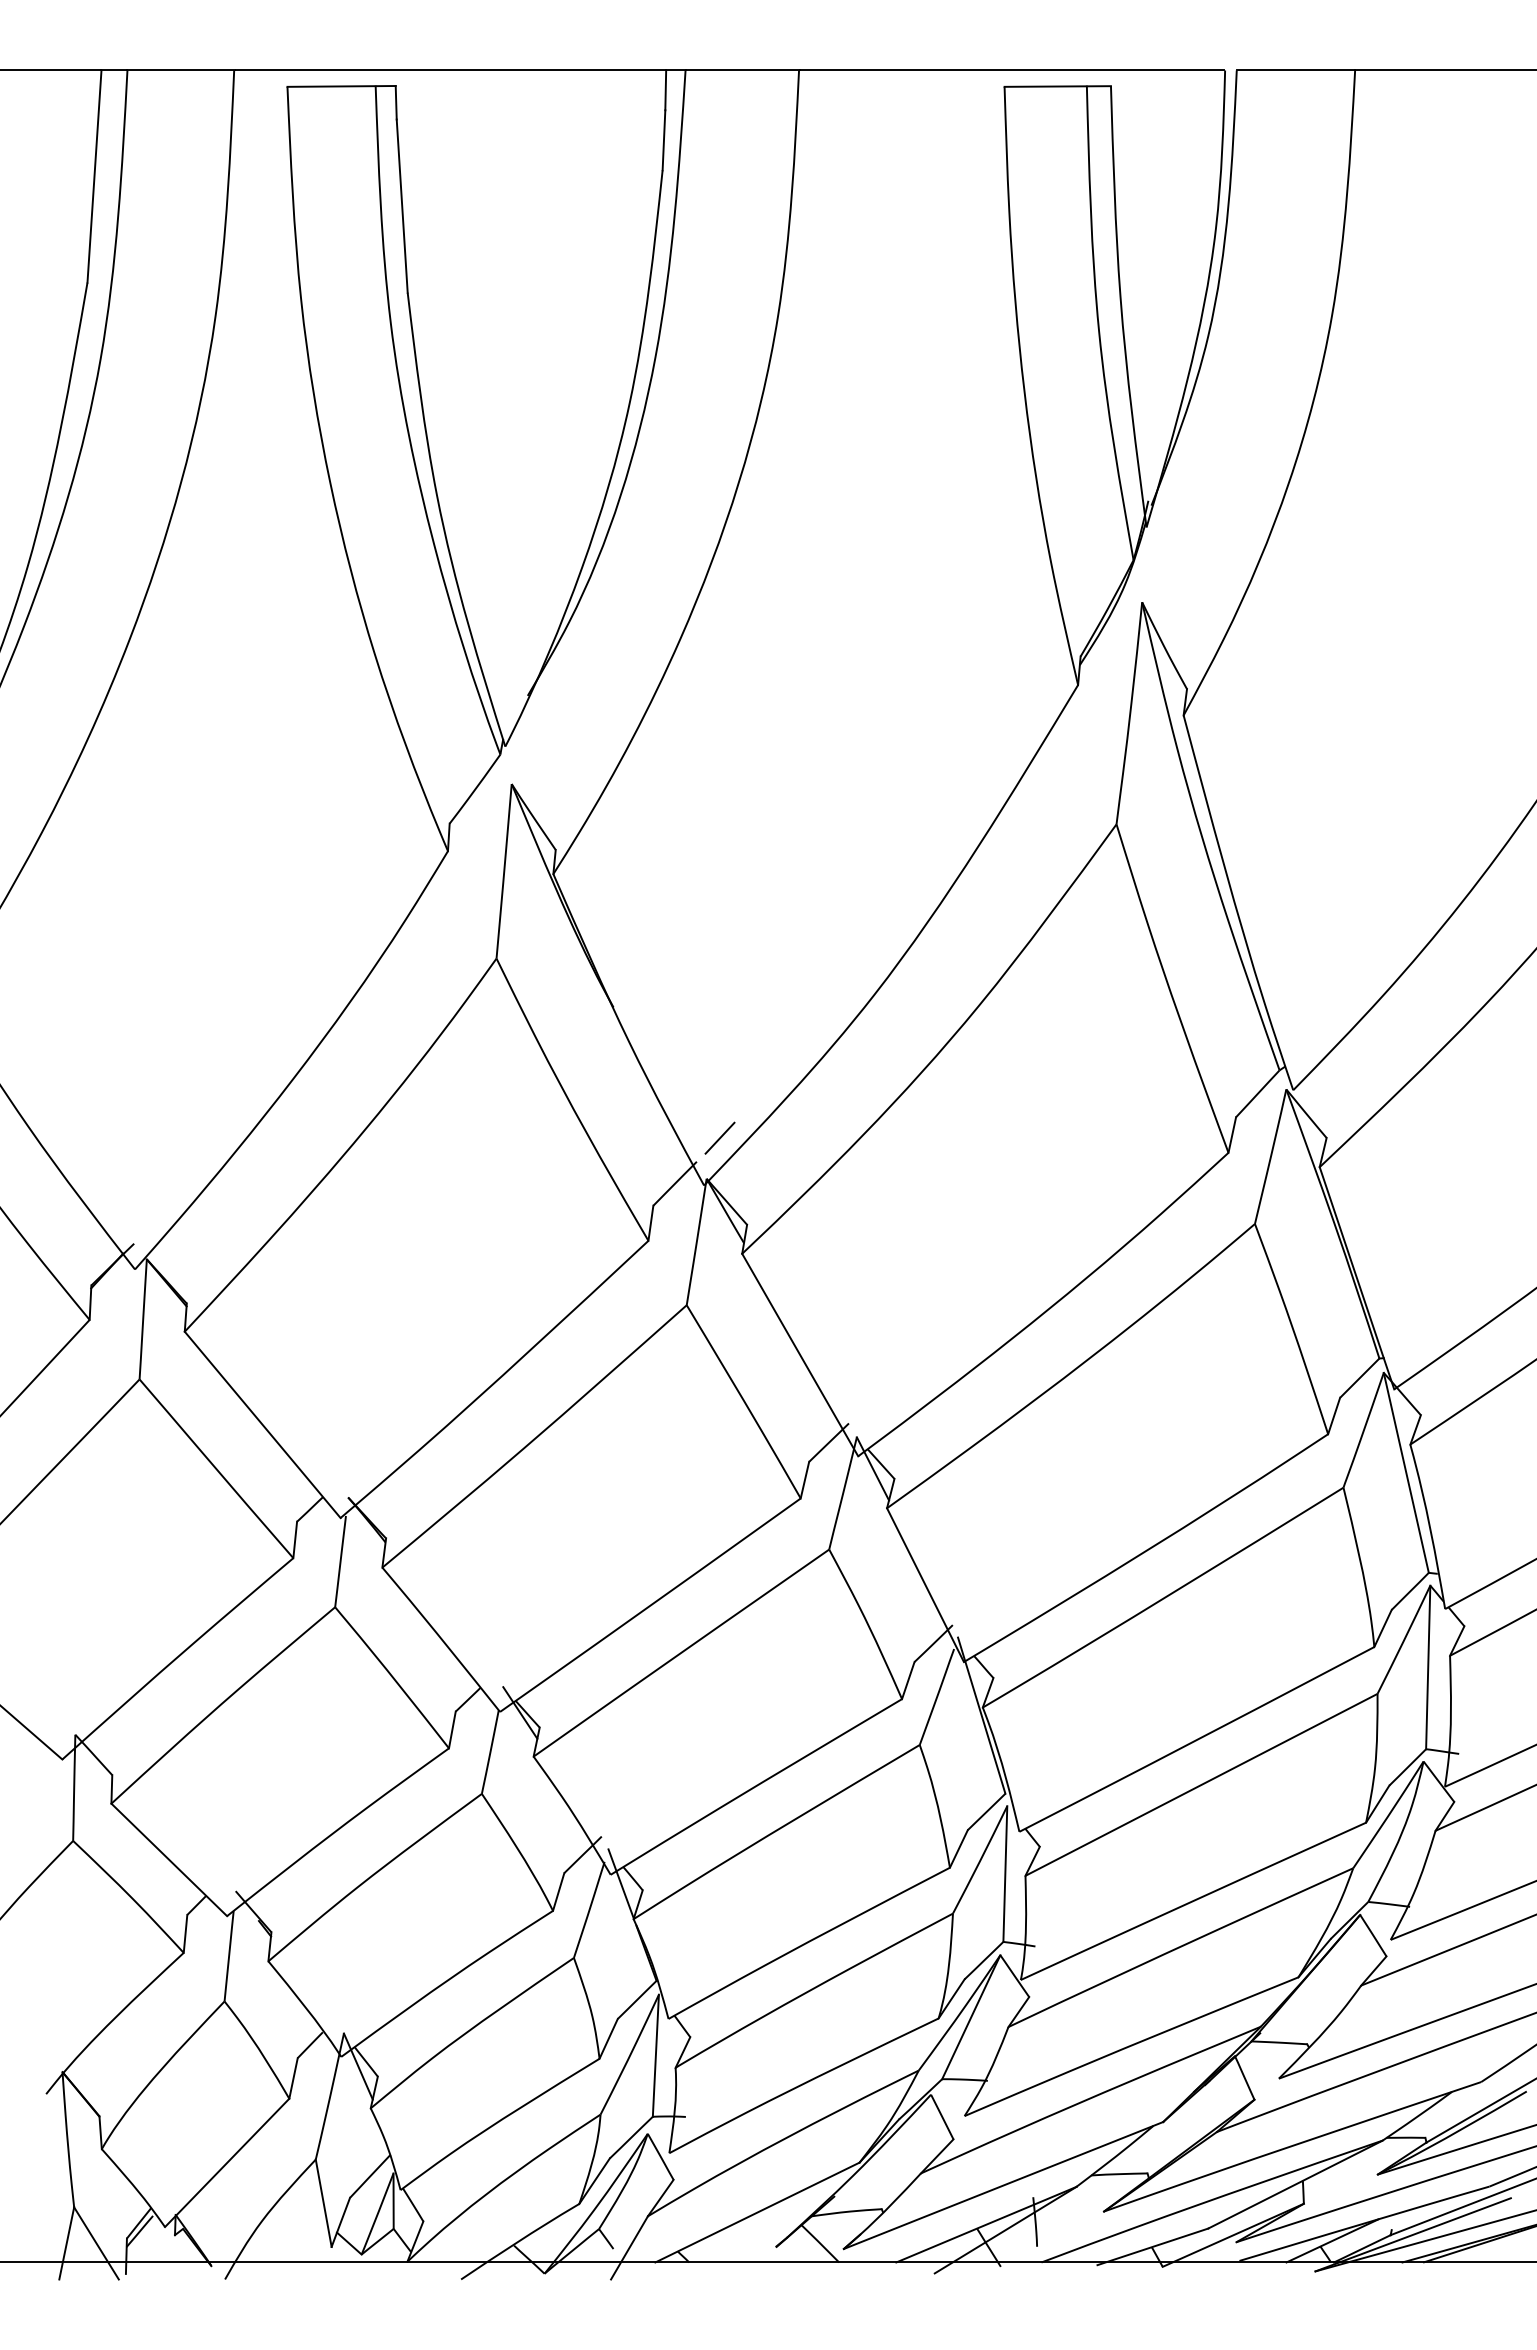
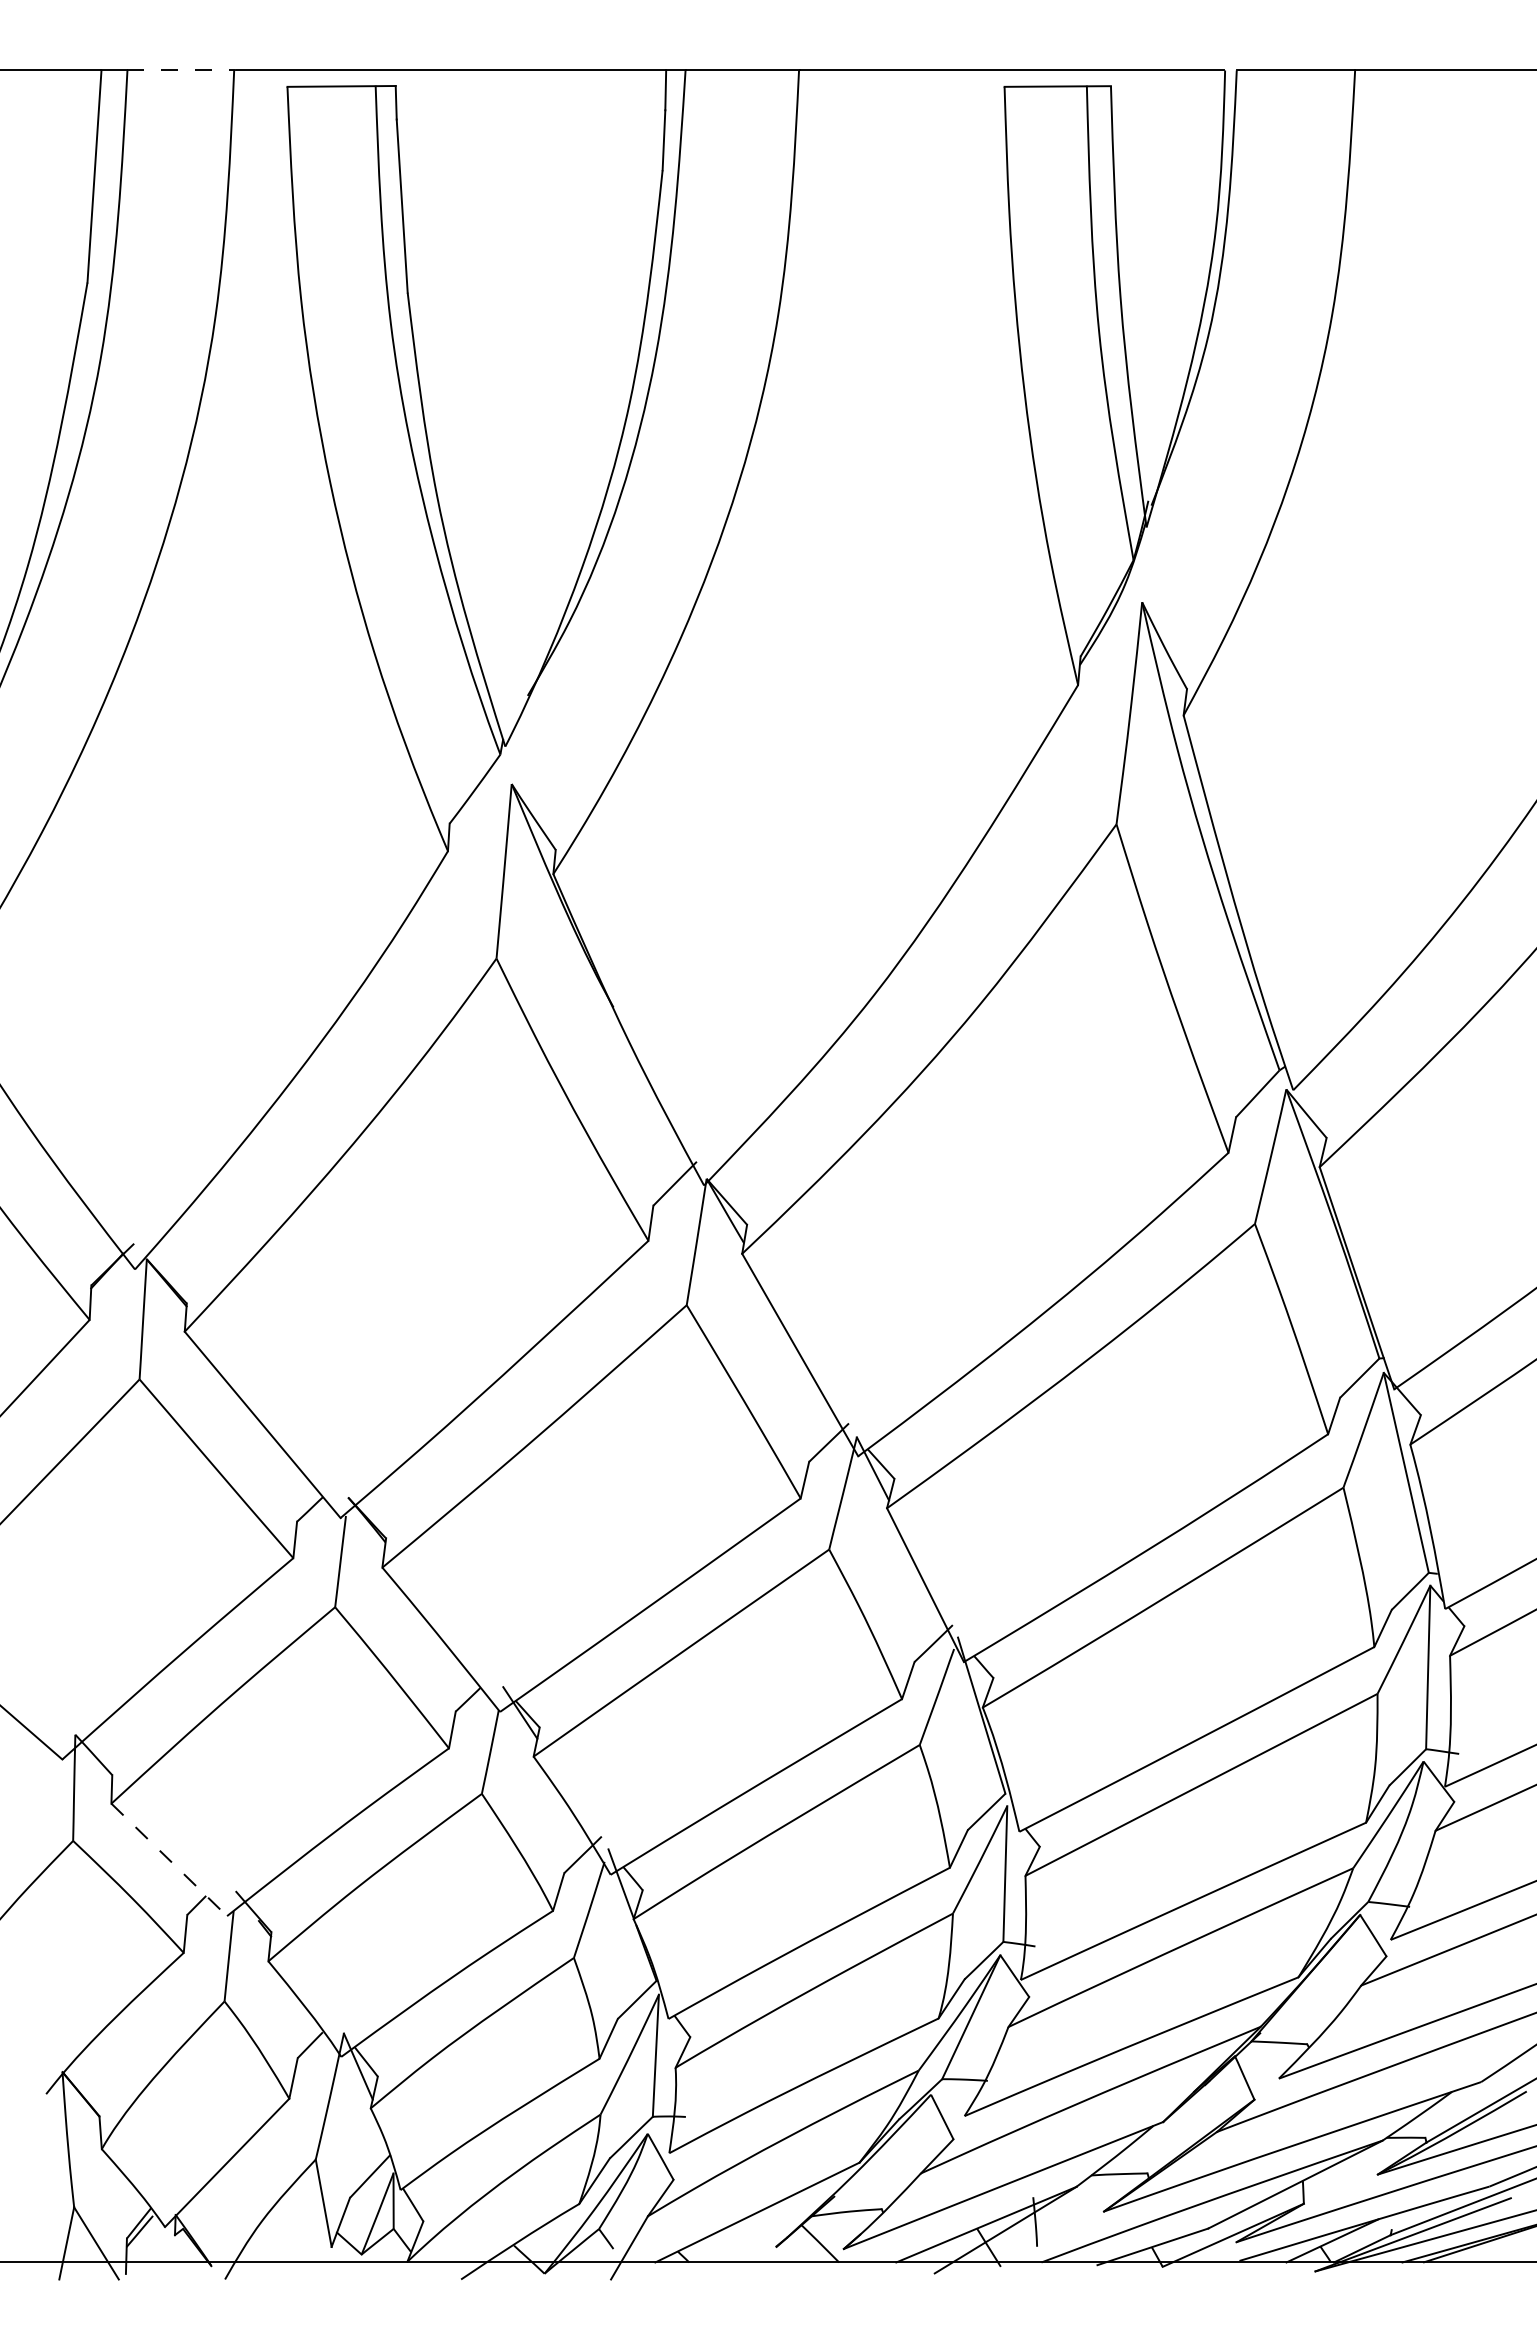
line: solid -> dashed (181, 70)
line: present -> none (719, 1137)
line: solid -> dashed (169, 1859)
